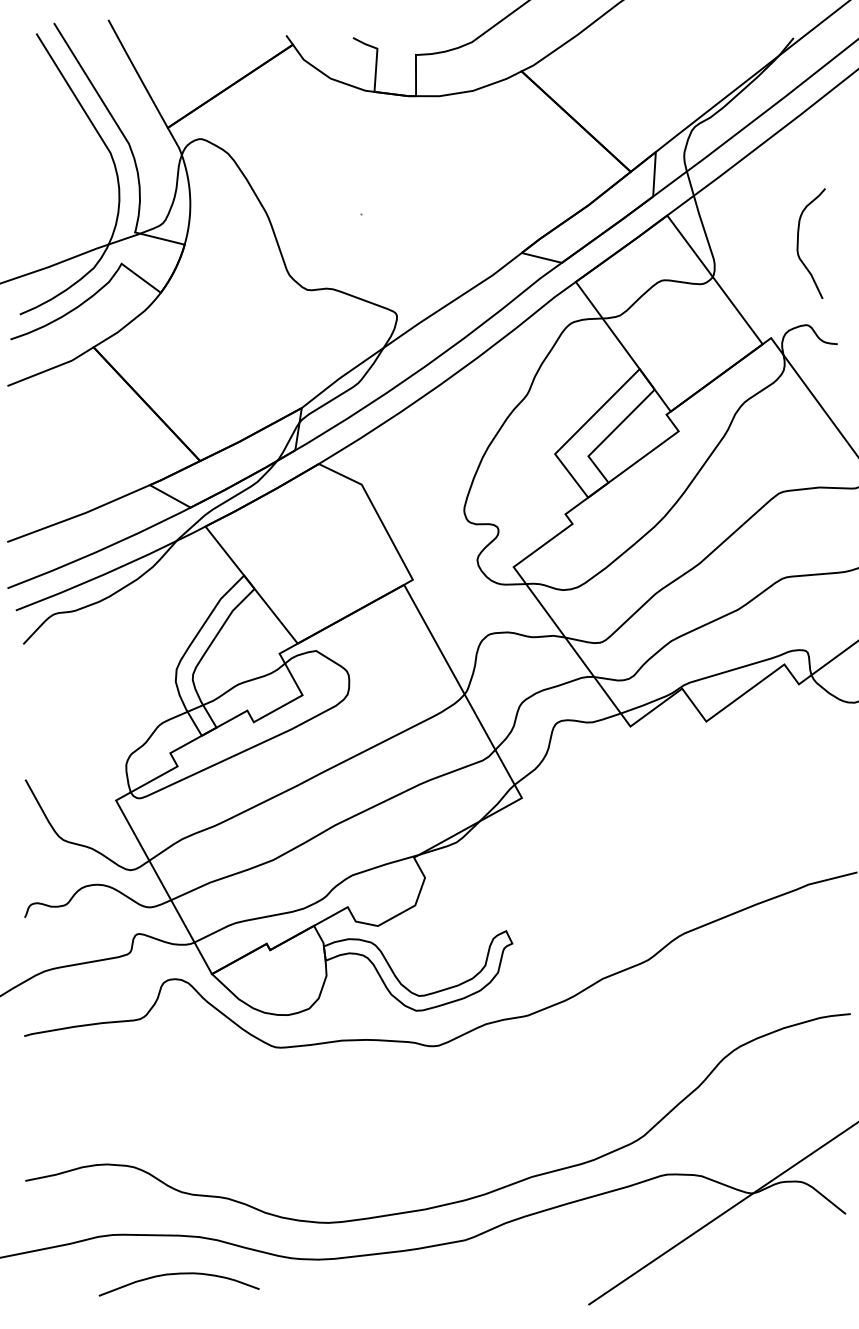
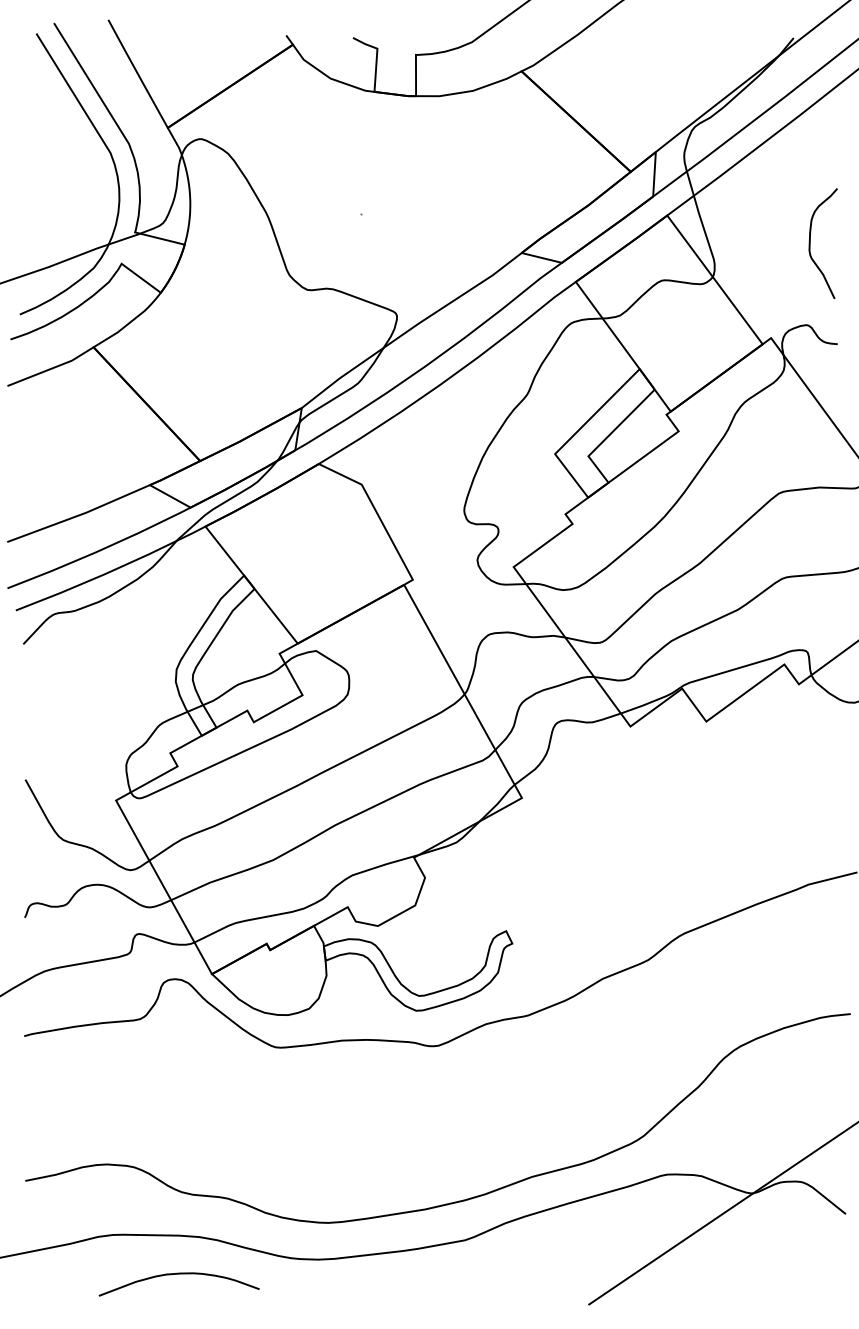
curve position: (798, 243) -> (810, 243) (810, 243)
